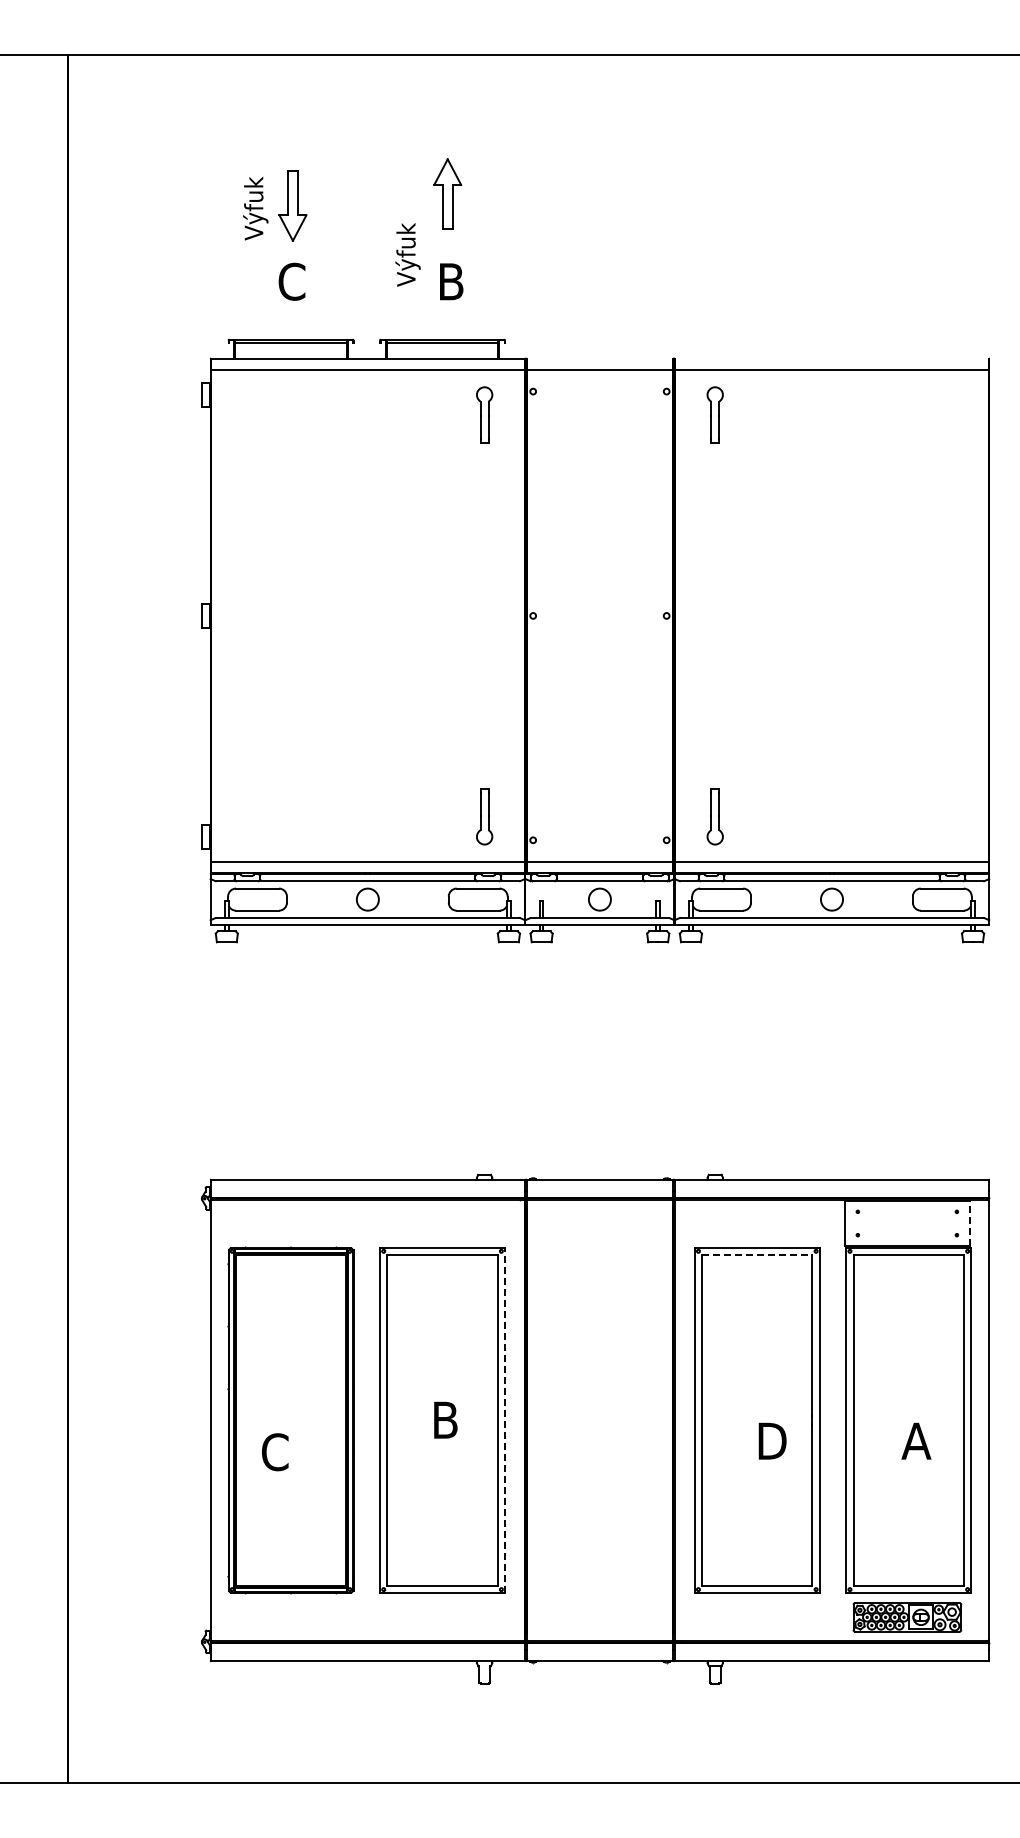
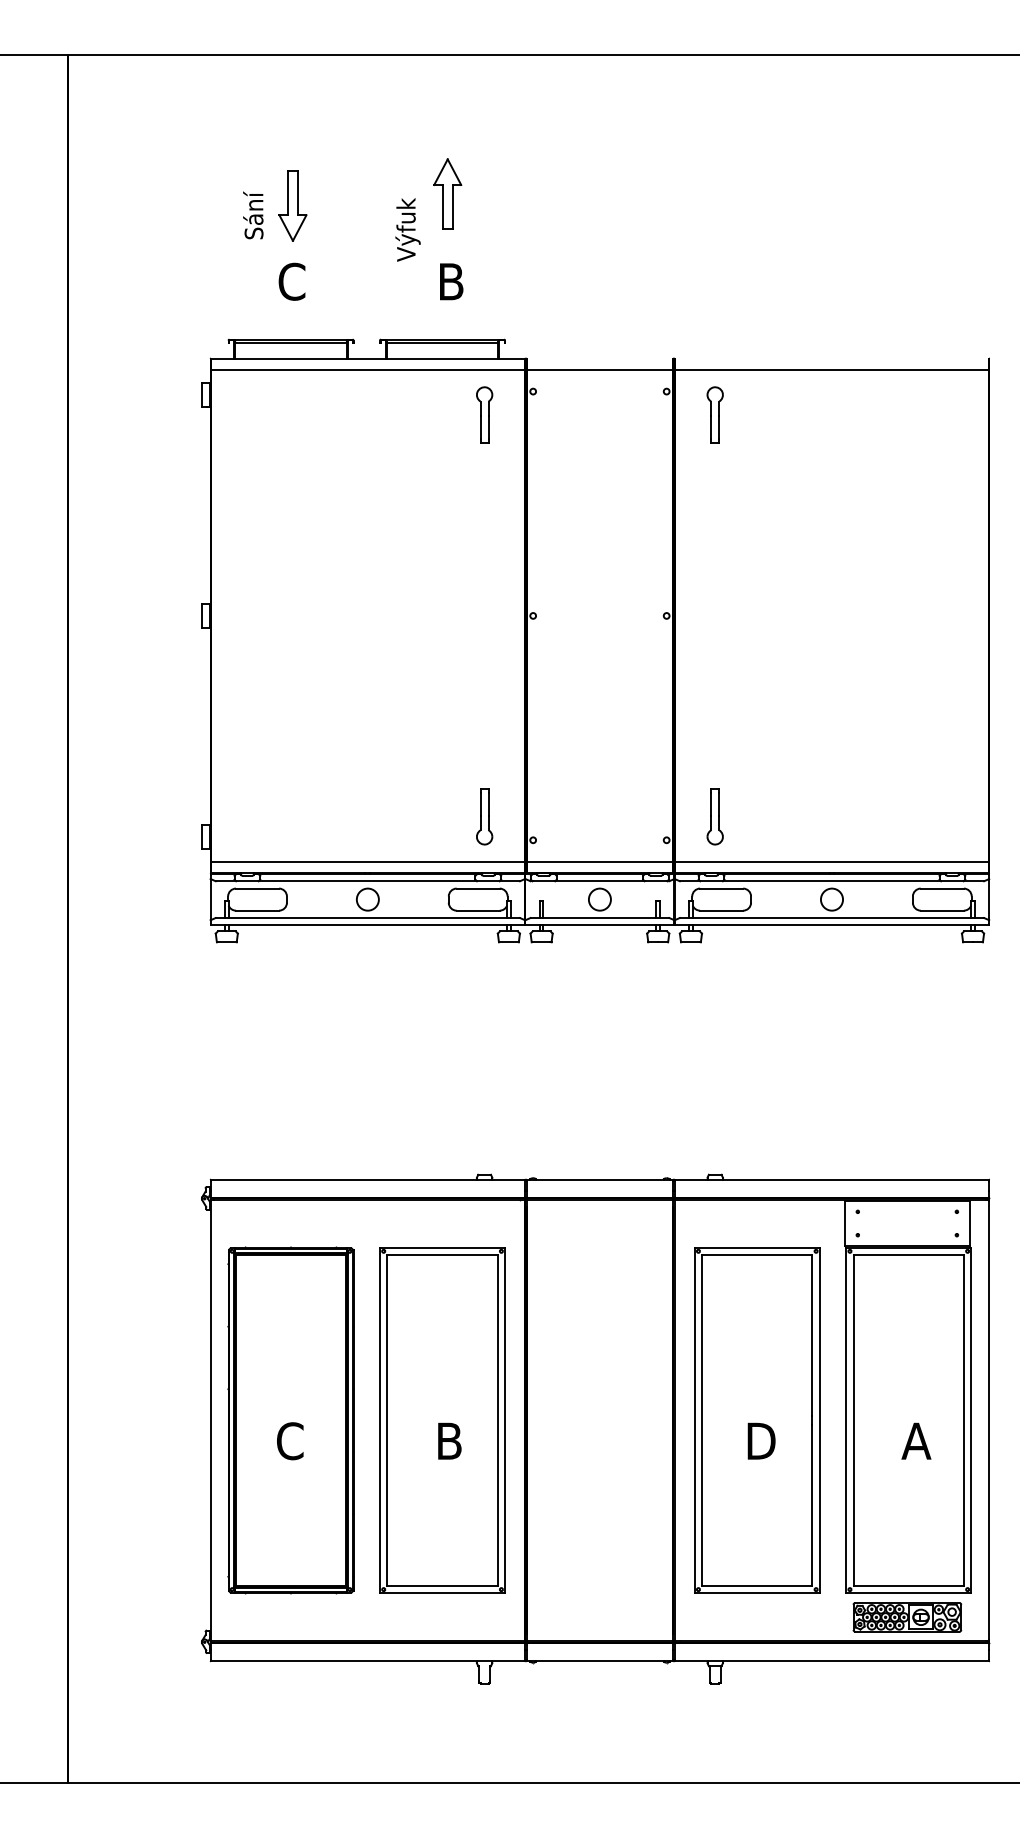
text: Výfuk -> Sání (255, 208)
text position: (407, 254) -> (407, 229) (407, 229)
line: dashed -> solid (969, 1223)
line: dashed -> solid (757, 1254)
text position: (445, 1419) -> (449, 1440) (449, 1440)
line: dashed -> solid (505, 1420)
text position: (772, 1440) -> (761, 1440) (761, 1440)
text position: (275, 1452) -> (290, 1441) (290, 1441)
